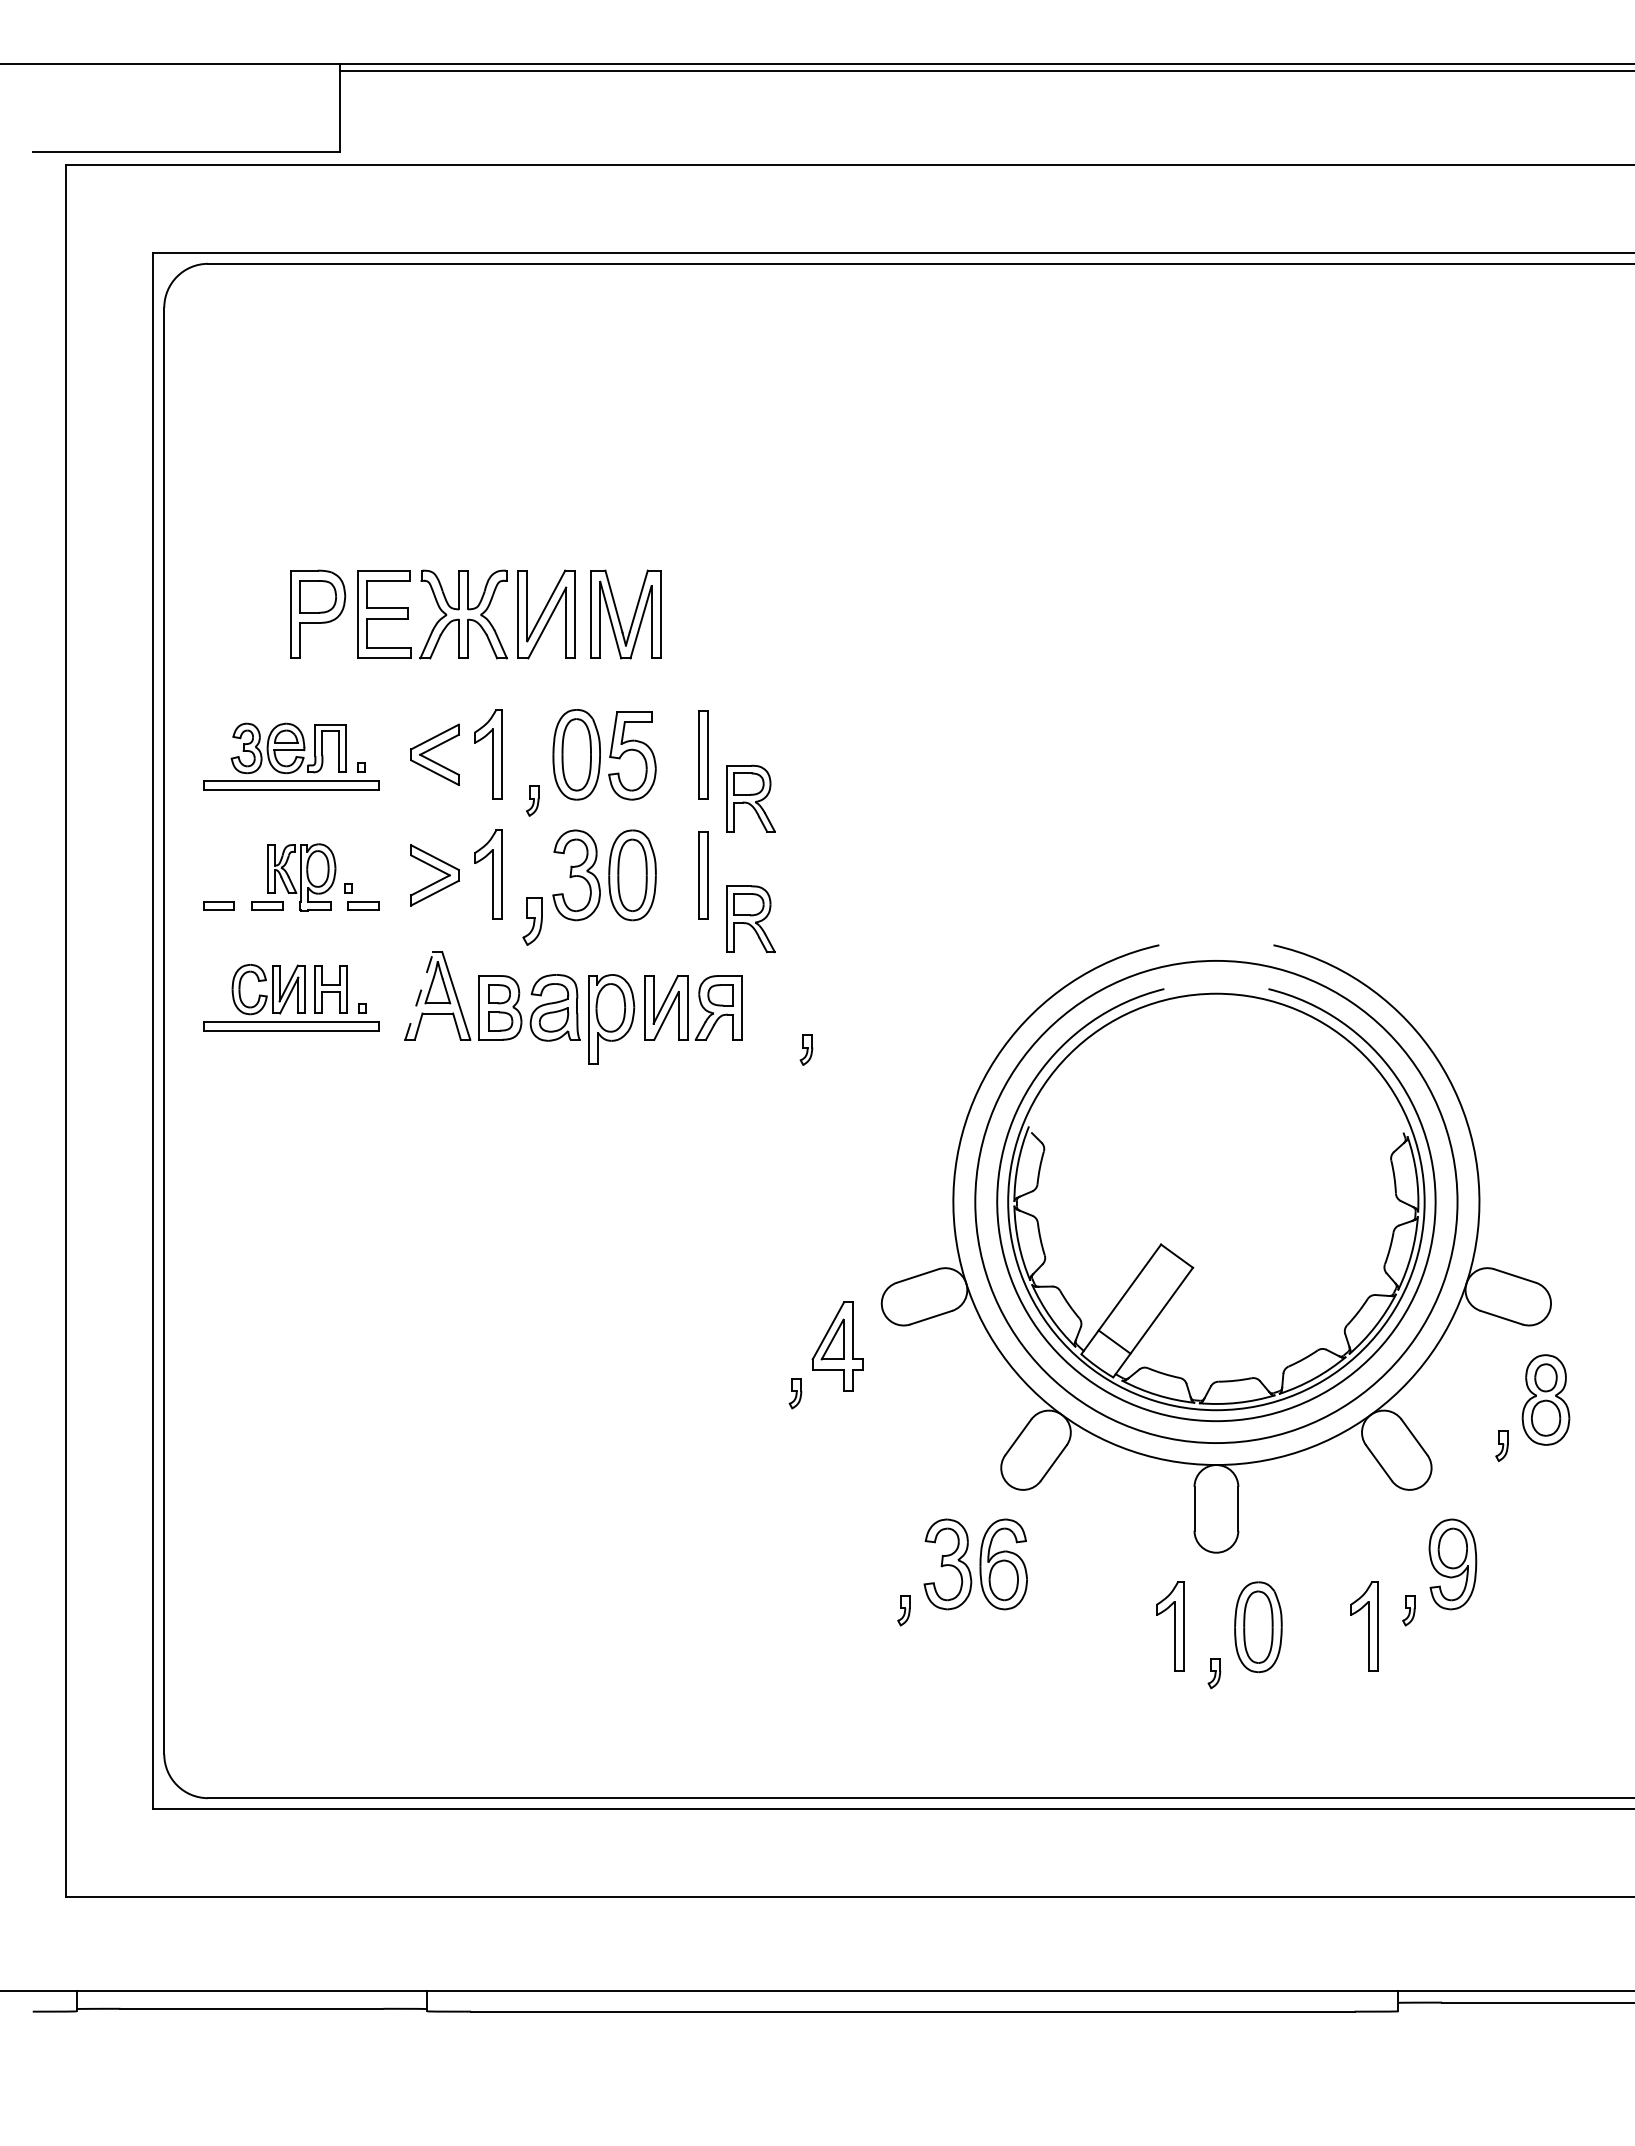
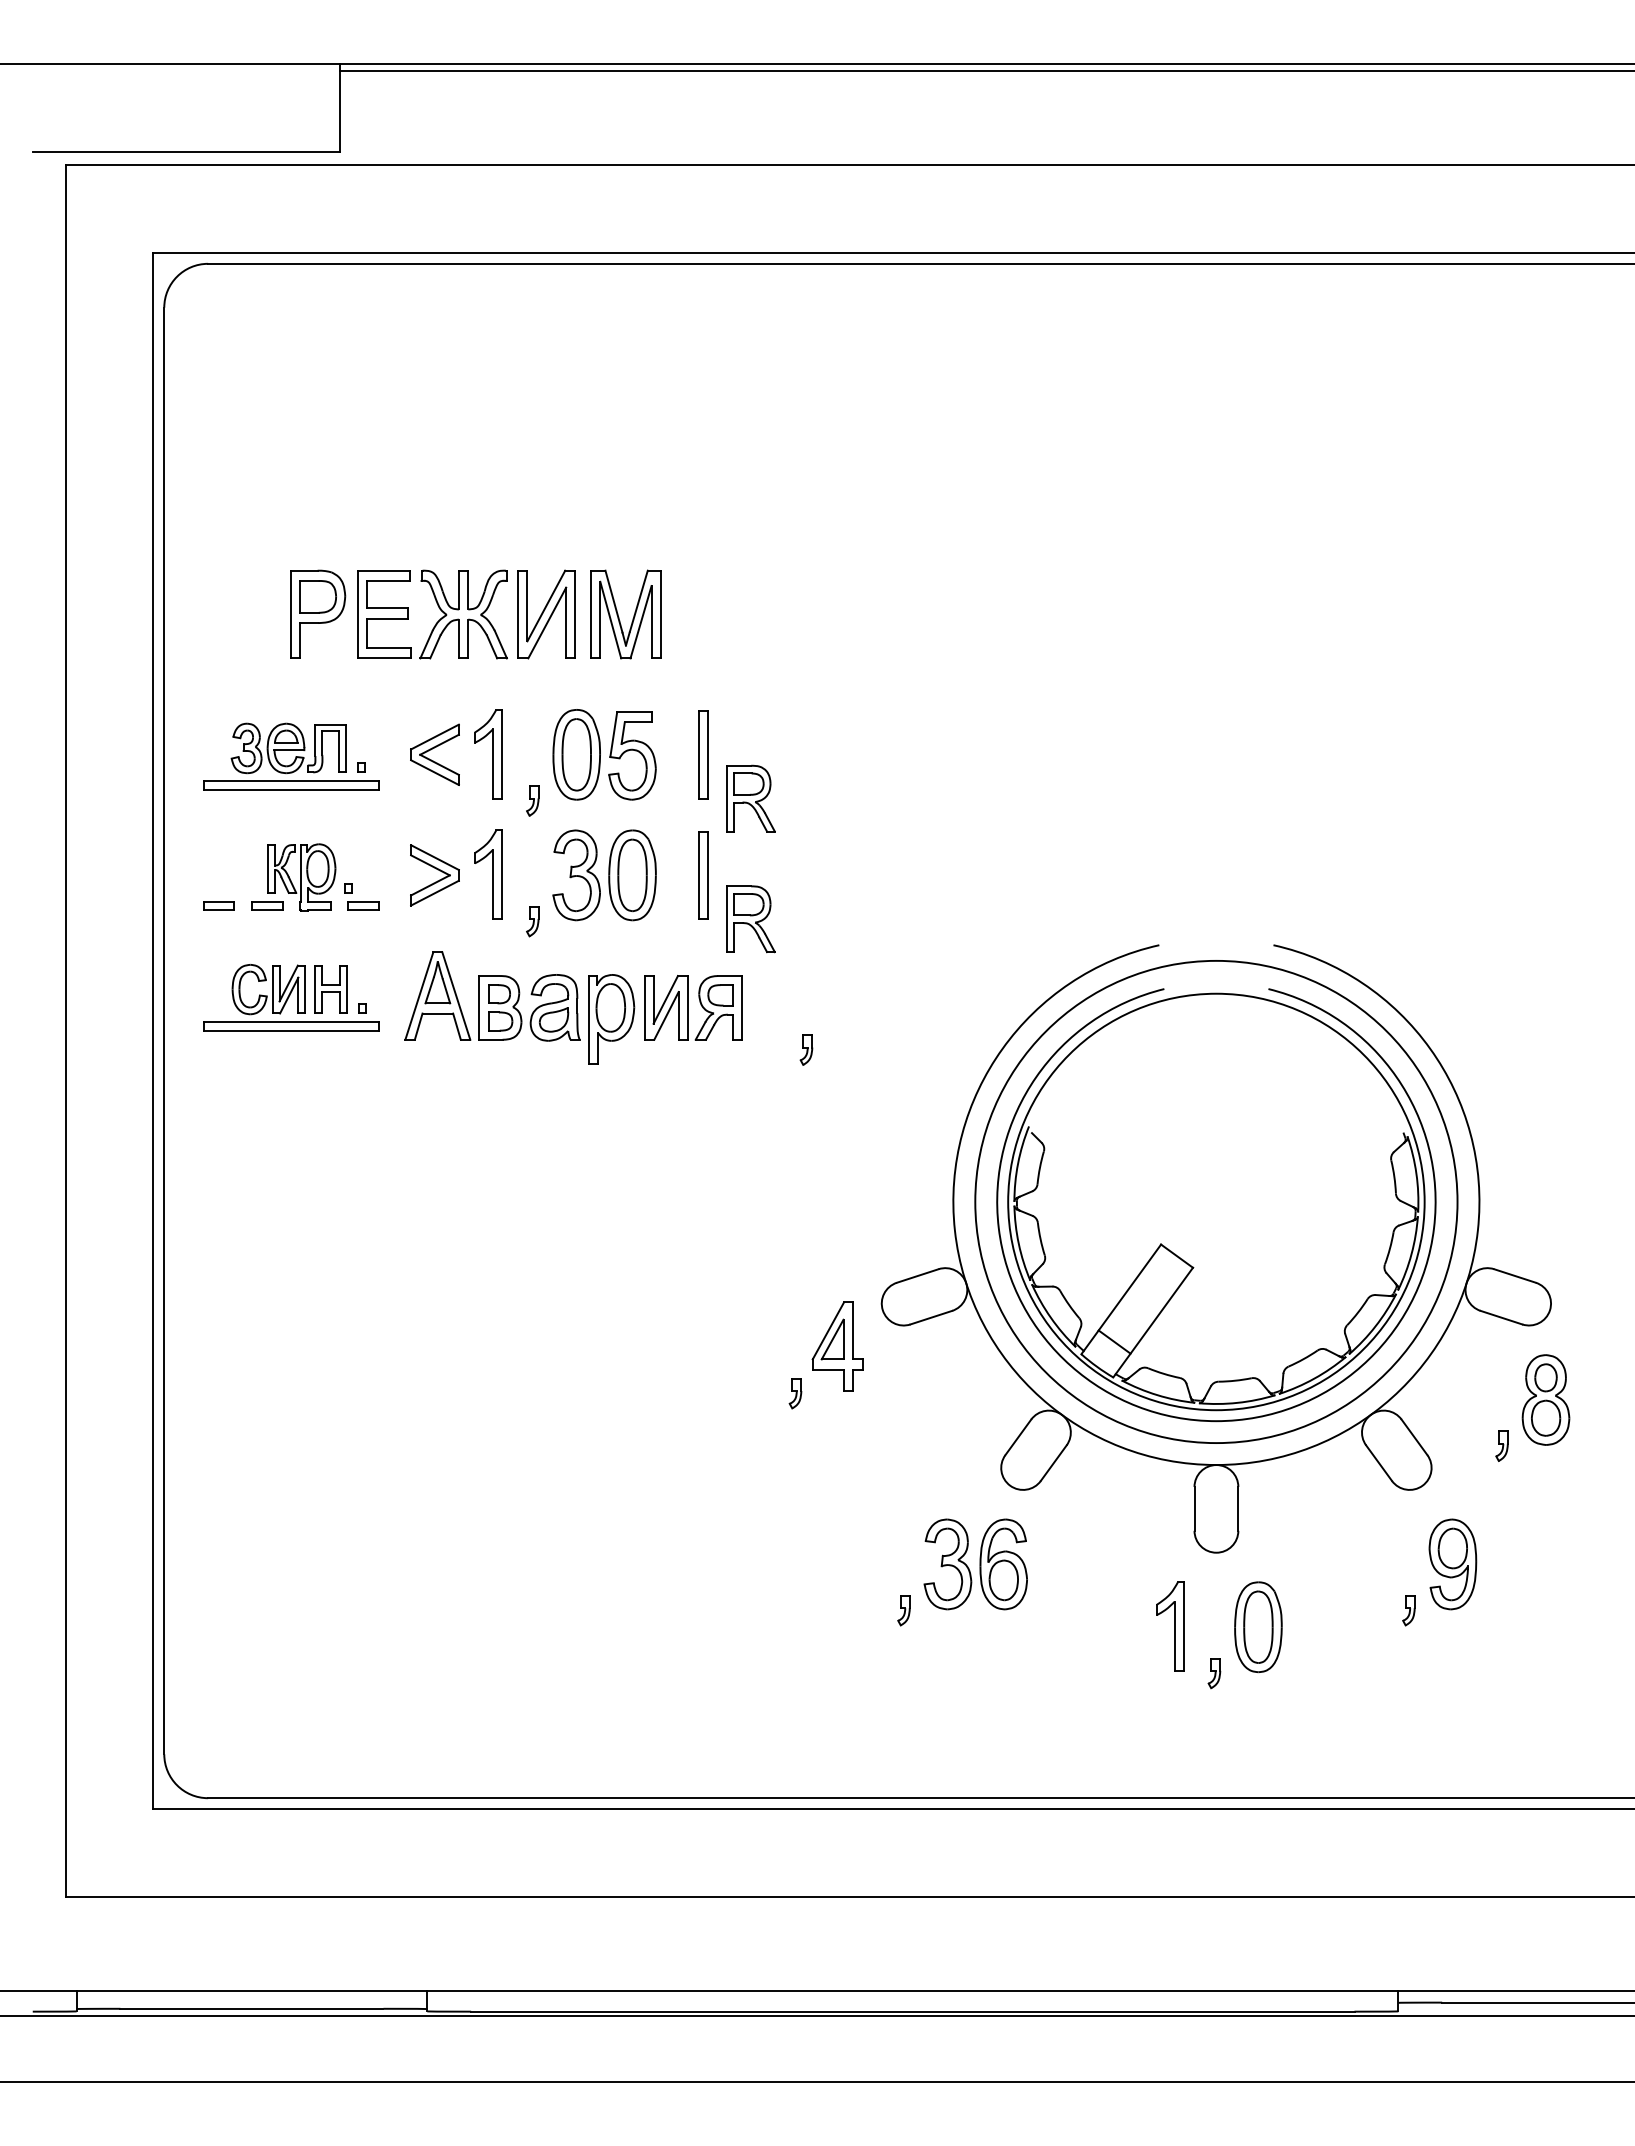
part size: 21x49 px -> 14x32 px (532, 921)
line: dashed -> solid (419, 995)
part: present -> none (1364, 1626)
line: none -> present (816, 2015)
line: none -> present (816, 2081)
